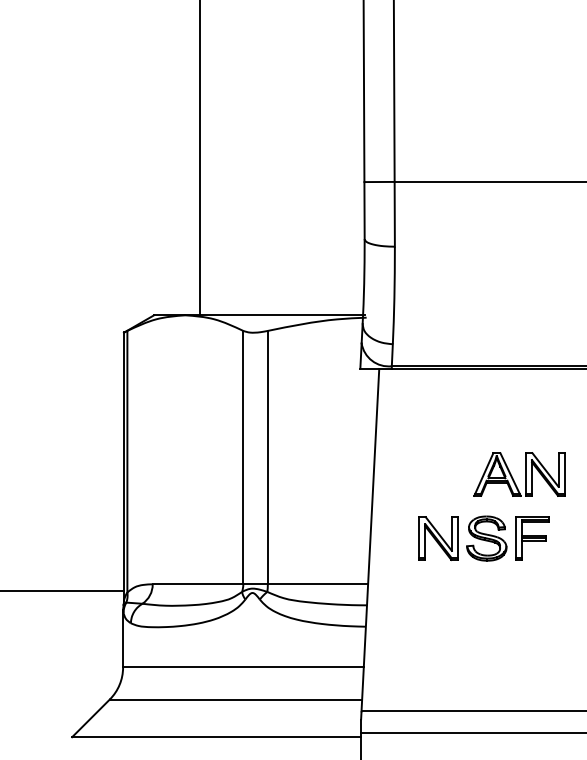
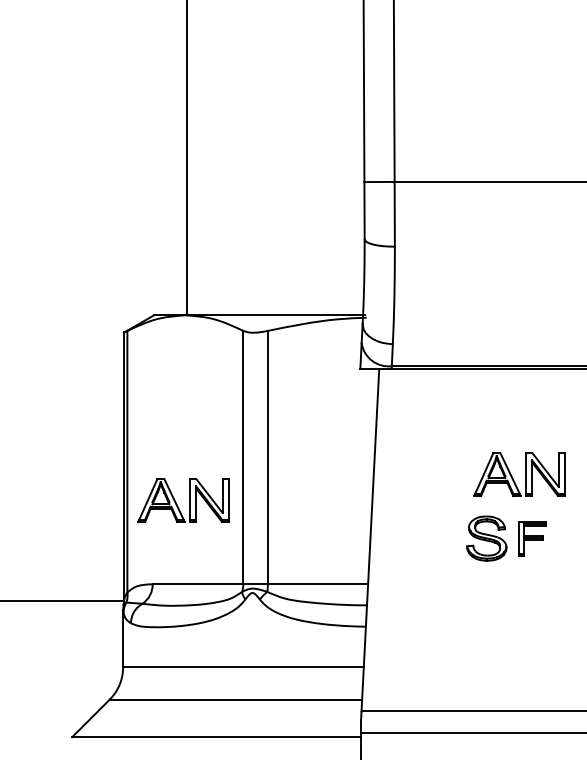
line position: (200, 158) -> (187, 158) (187, 158)
part: none -> present (183, 500)
part: present -> none (438, 538)
part size: 35x45 px -> 29x36 px (532, 538)
line position: (62, 590) -> (62, 600) (62, 600)
